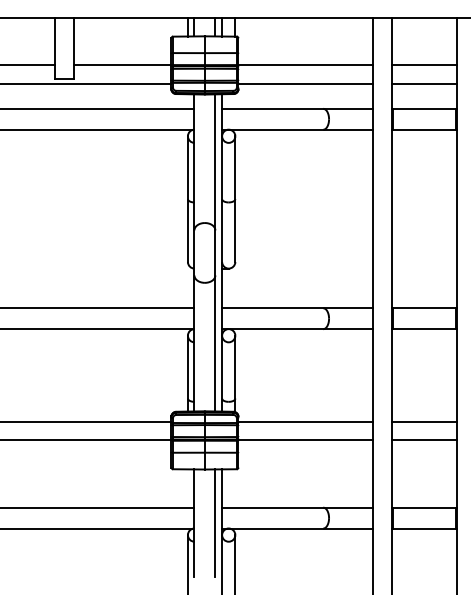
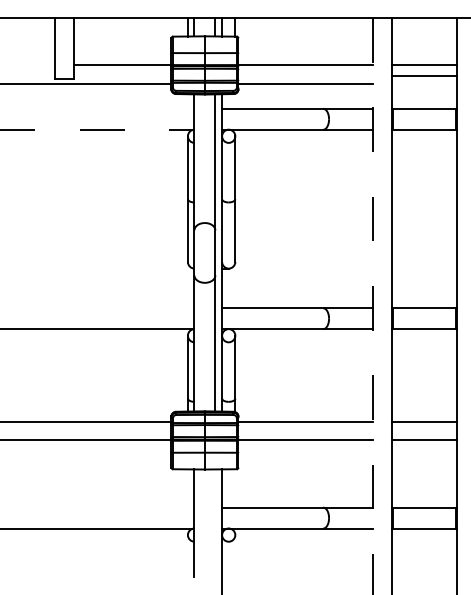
line: present -> none (28, 65)
line position: (423, 84) -> (423, 76) (423, 76)
line: present -> none (98, 108)
line: solid -> dashed (96, 129)
line: solid -> dashed (373, 306)
line: present -> none (98, 308)
line: present -> none (98, 507)
line: present -> none (215, 523)
line: present -> none (187, 563)
line: present -> none (235, 563)
